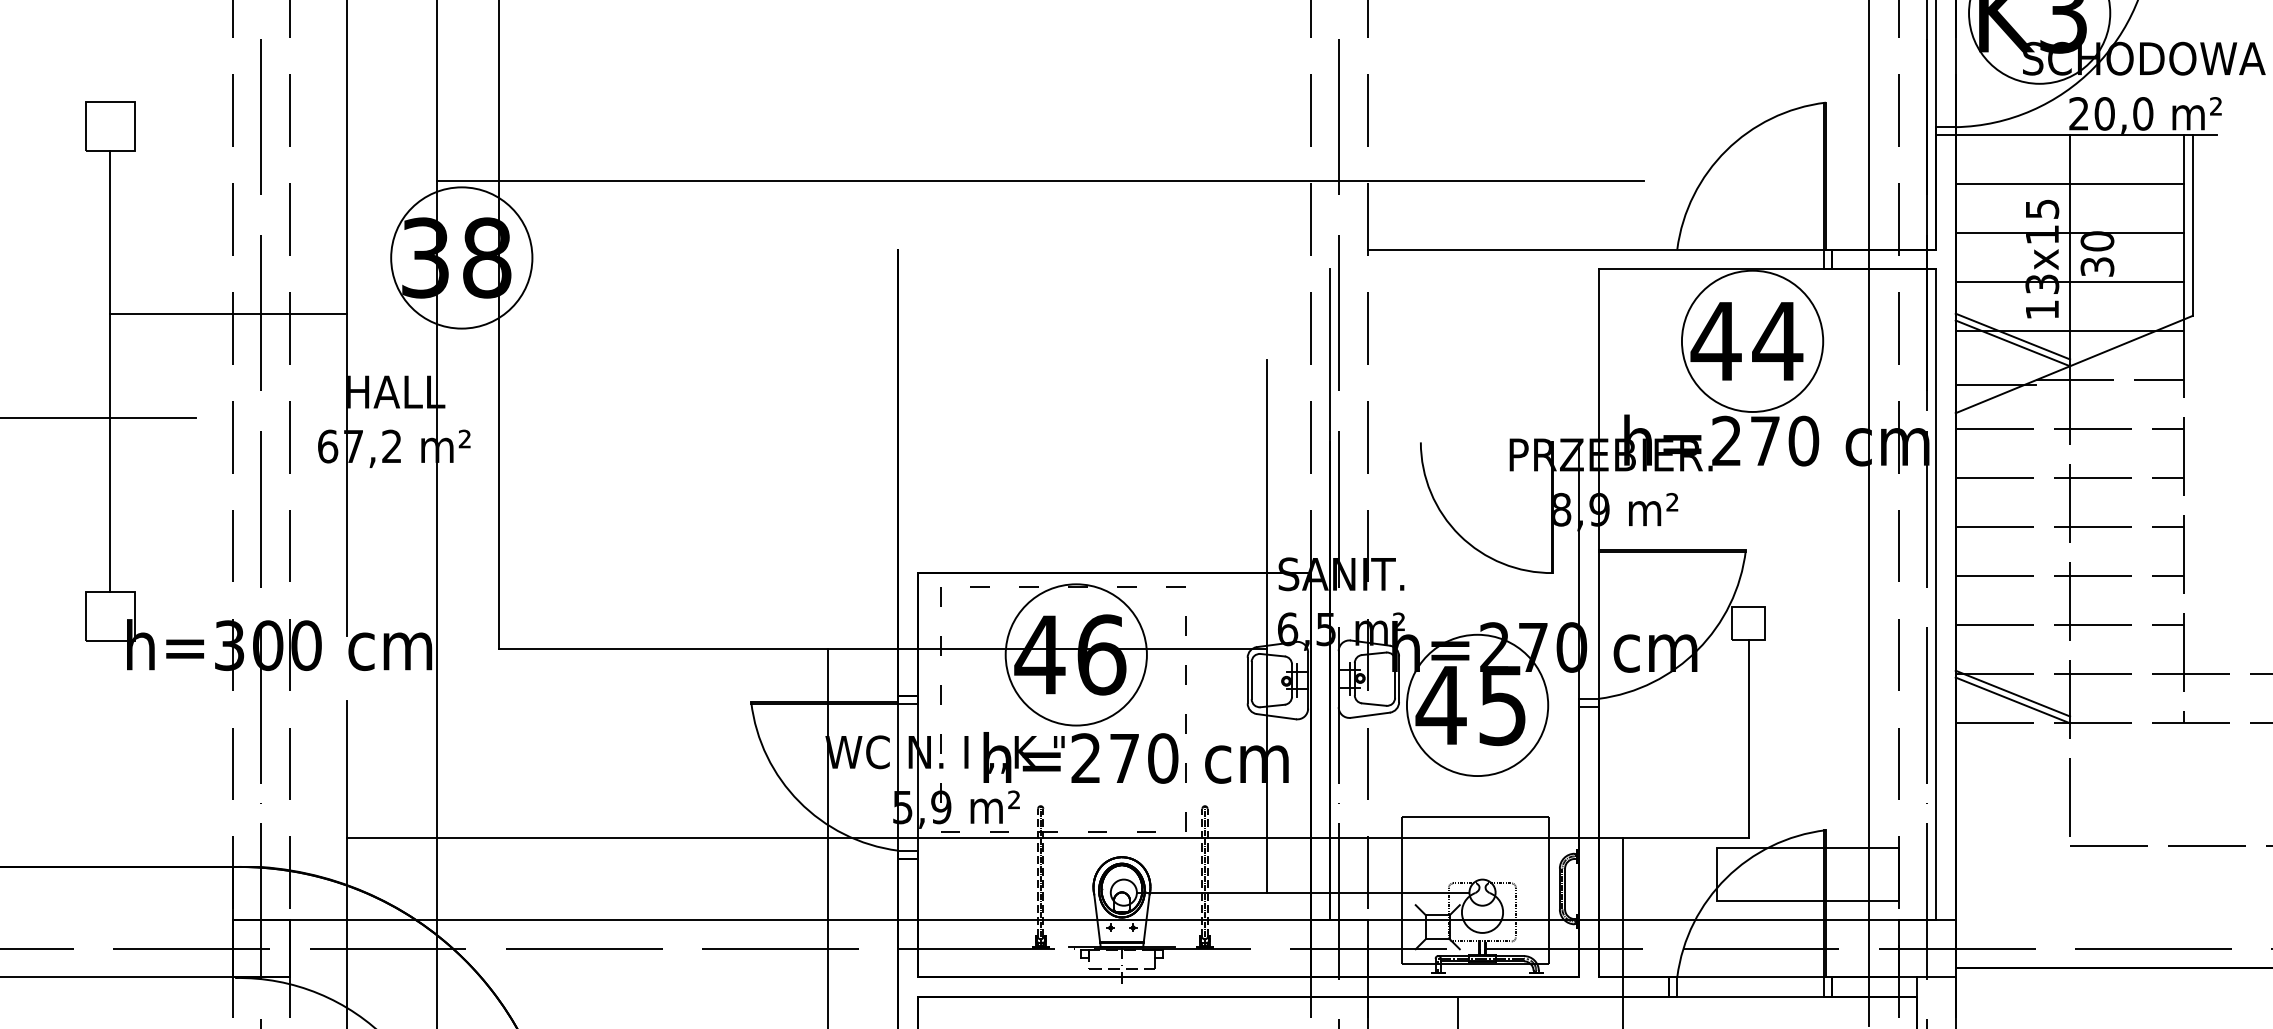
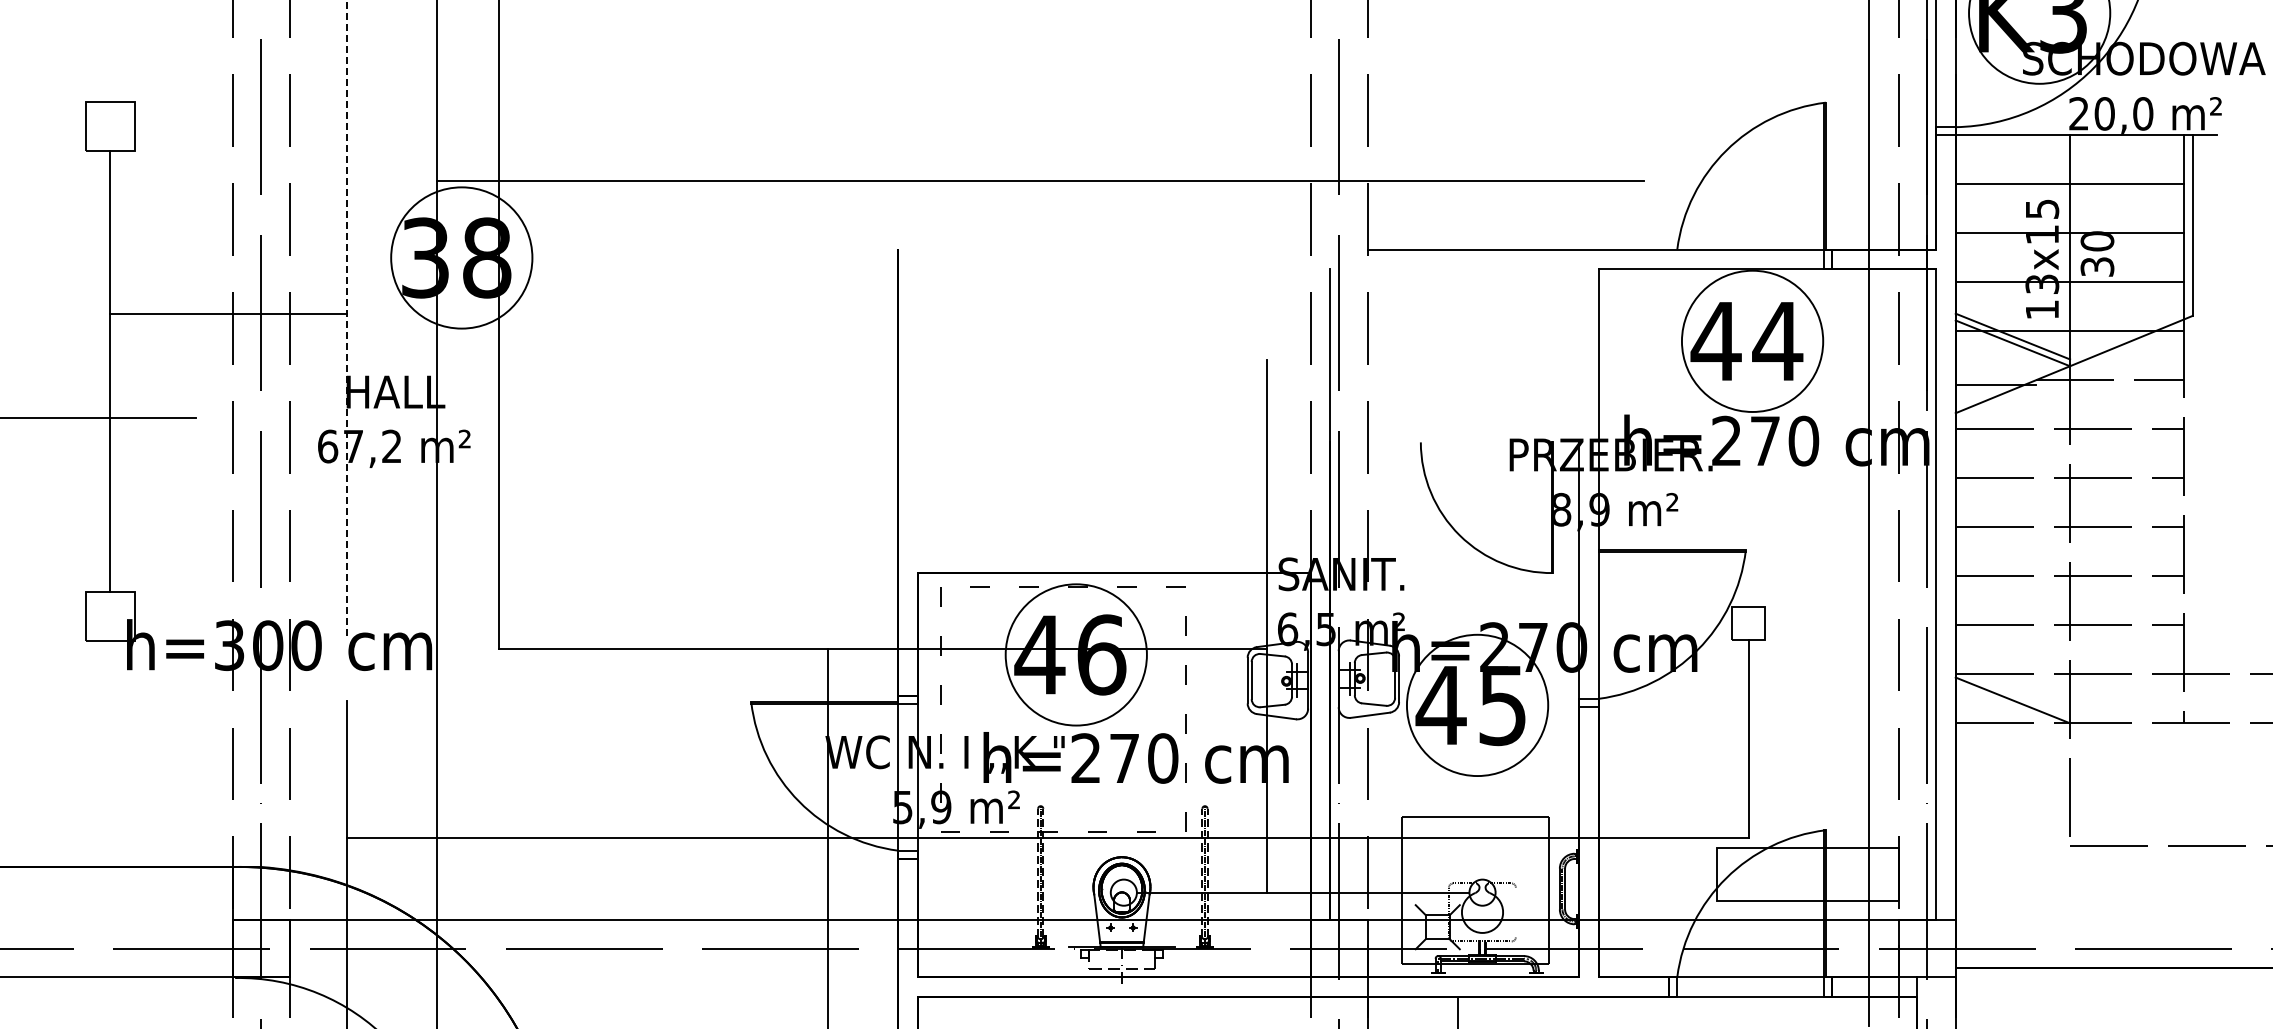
line: solid -> dashed (347, 317)
line: present -> none (2012, 693)
line: present -> none (1515, 912)
line: present -> none (1622, 931)
